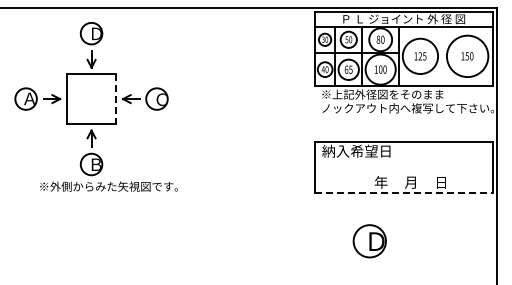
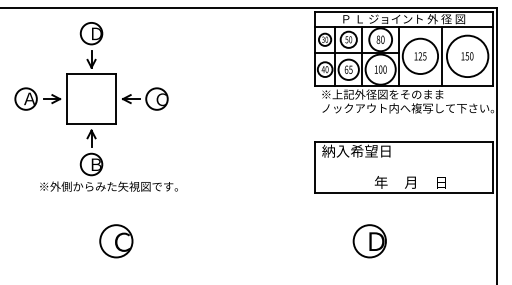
line: none -> present (441, 56)
line: dashed -> solid (116, 99)
line: dashed -> solid (404, 192)
part: none -> present (116, 241)
